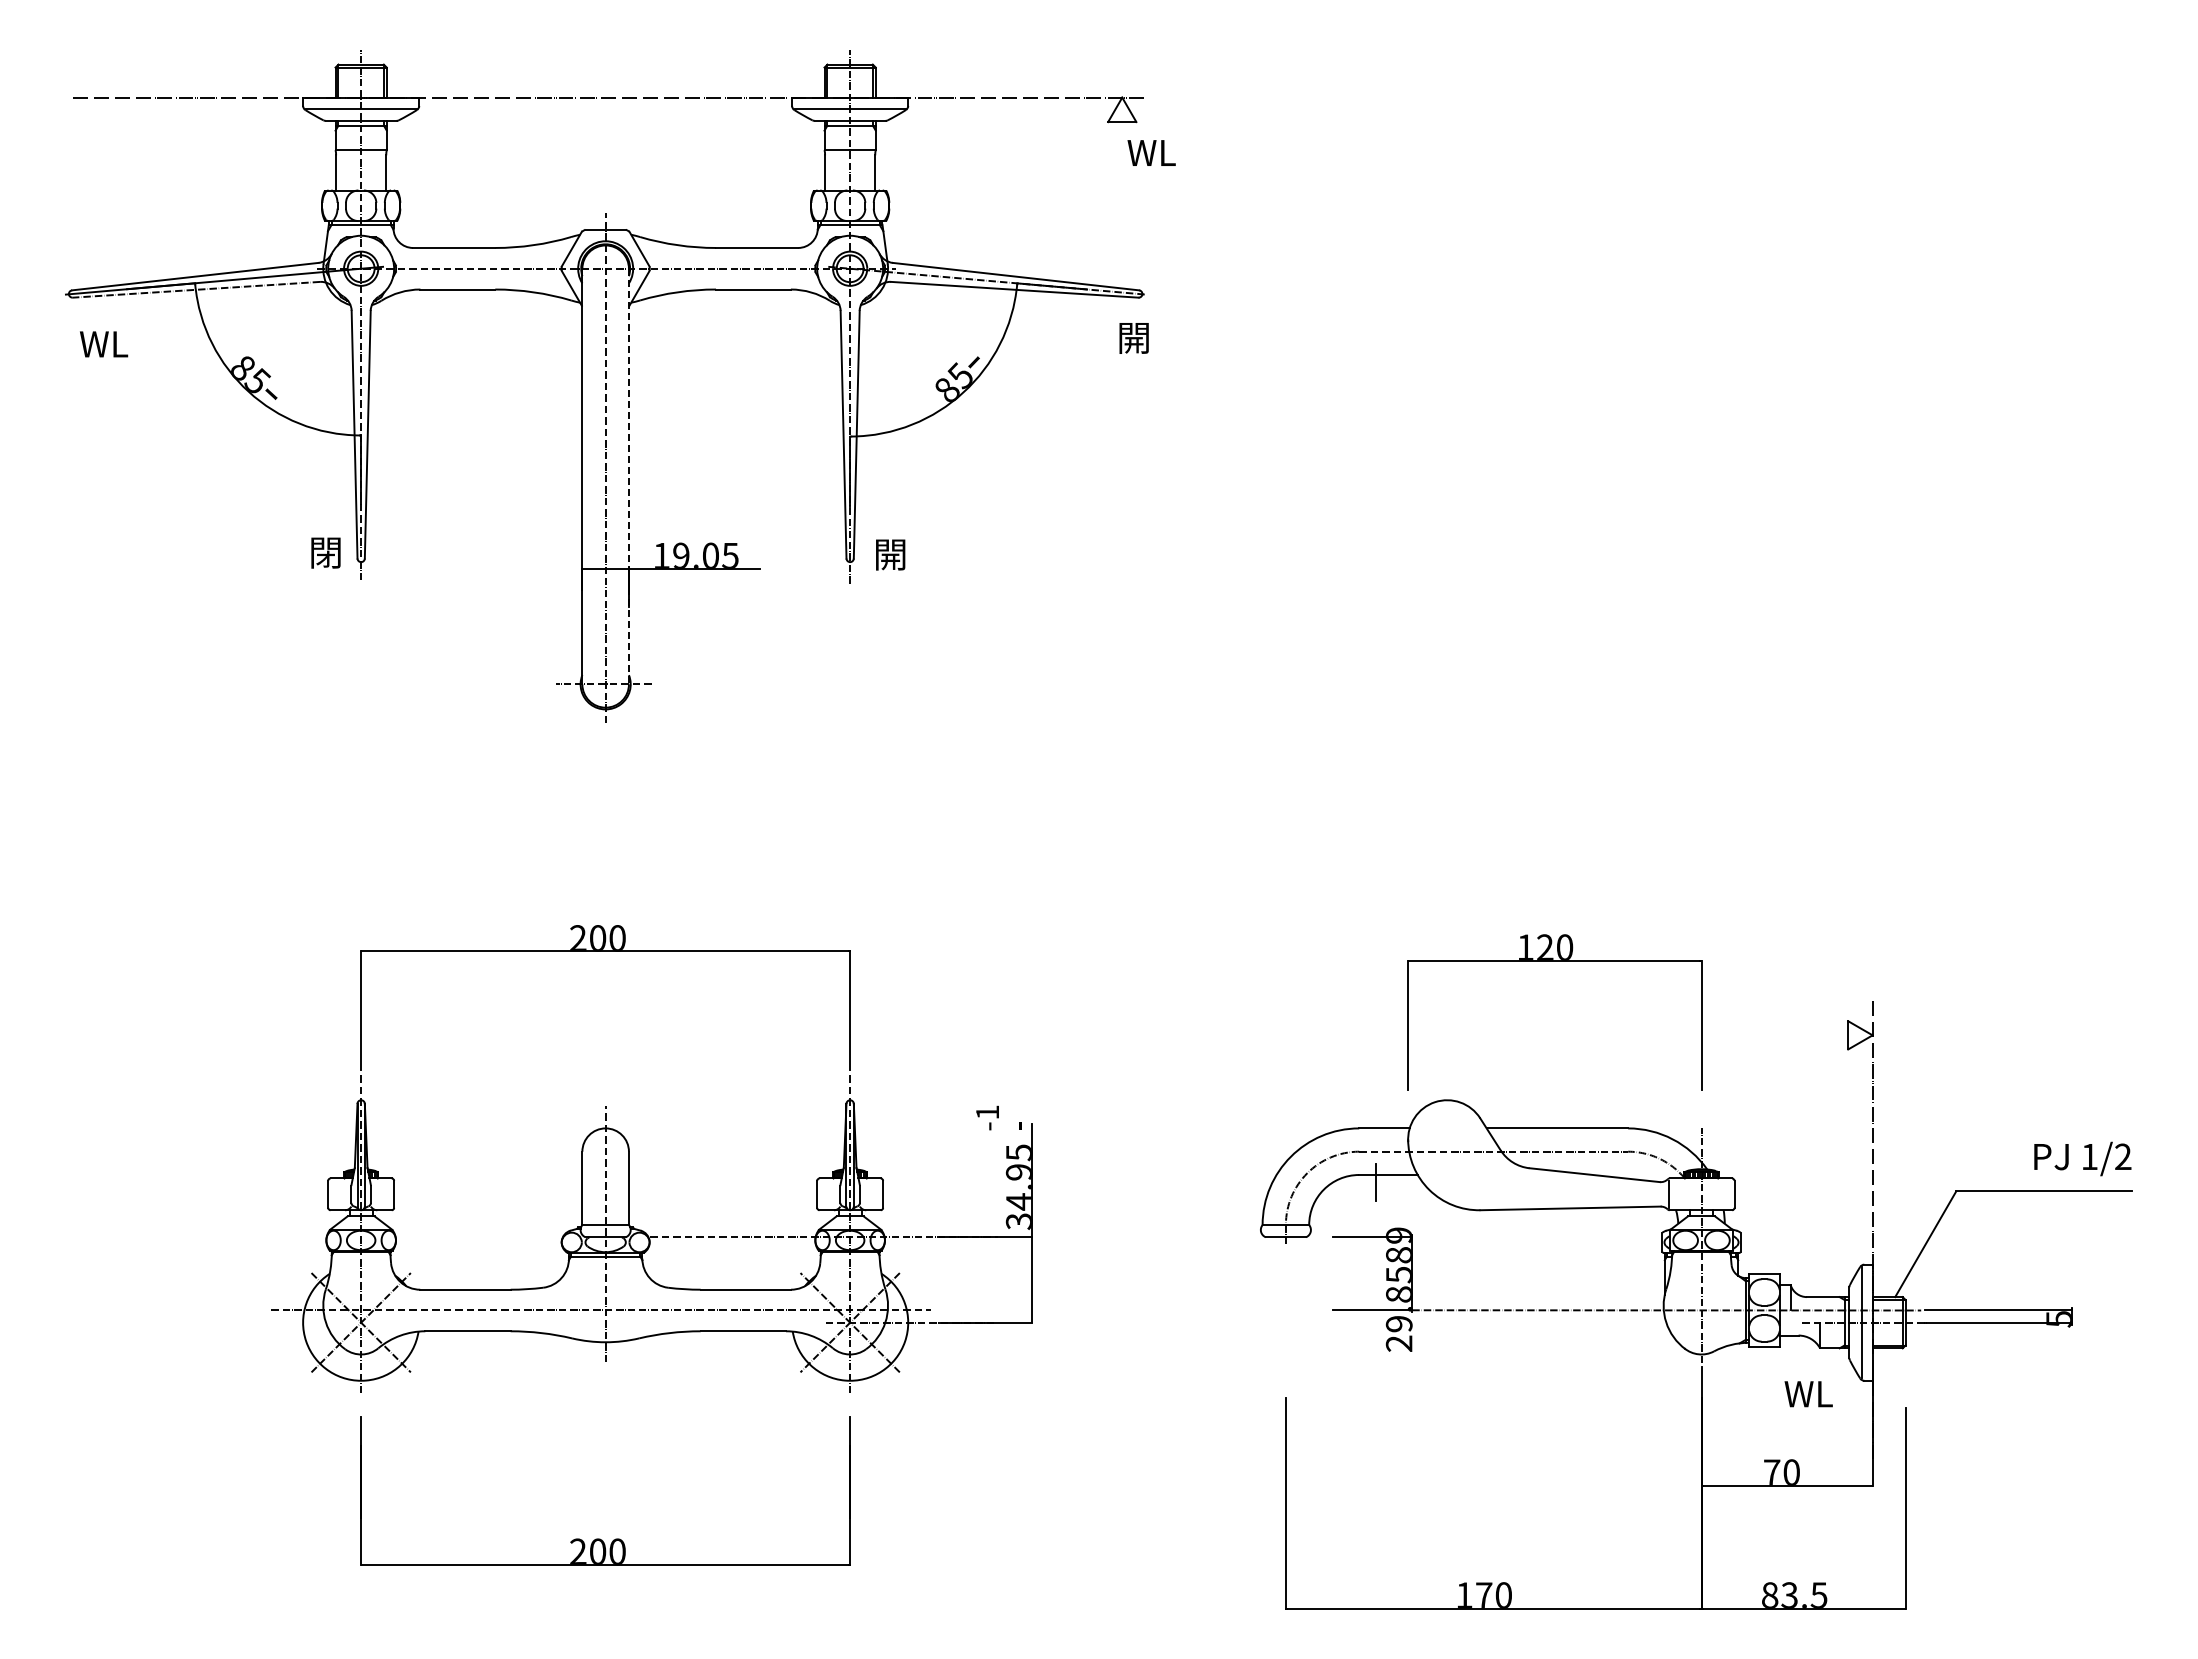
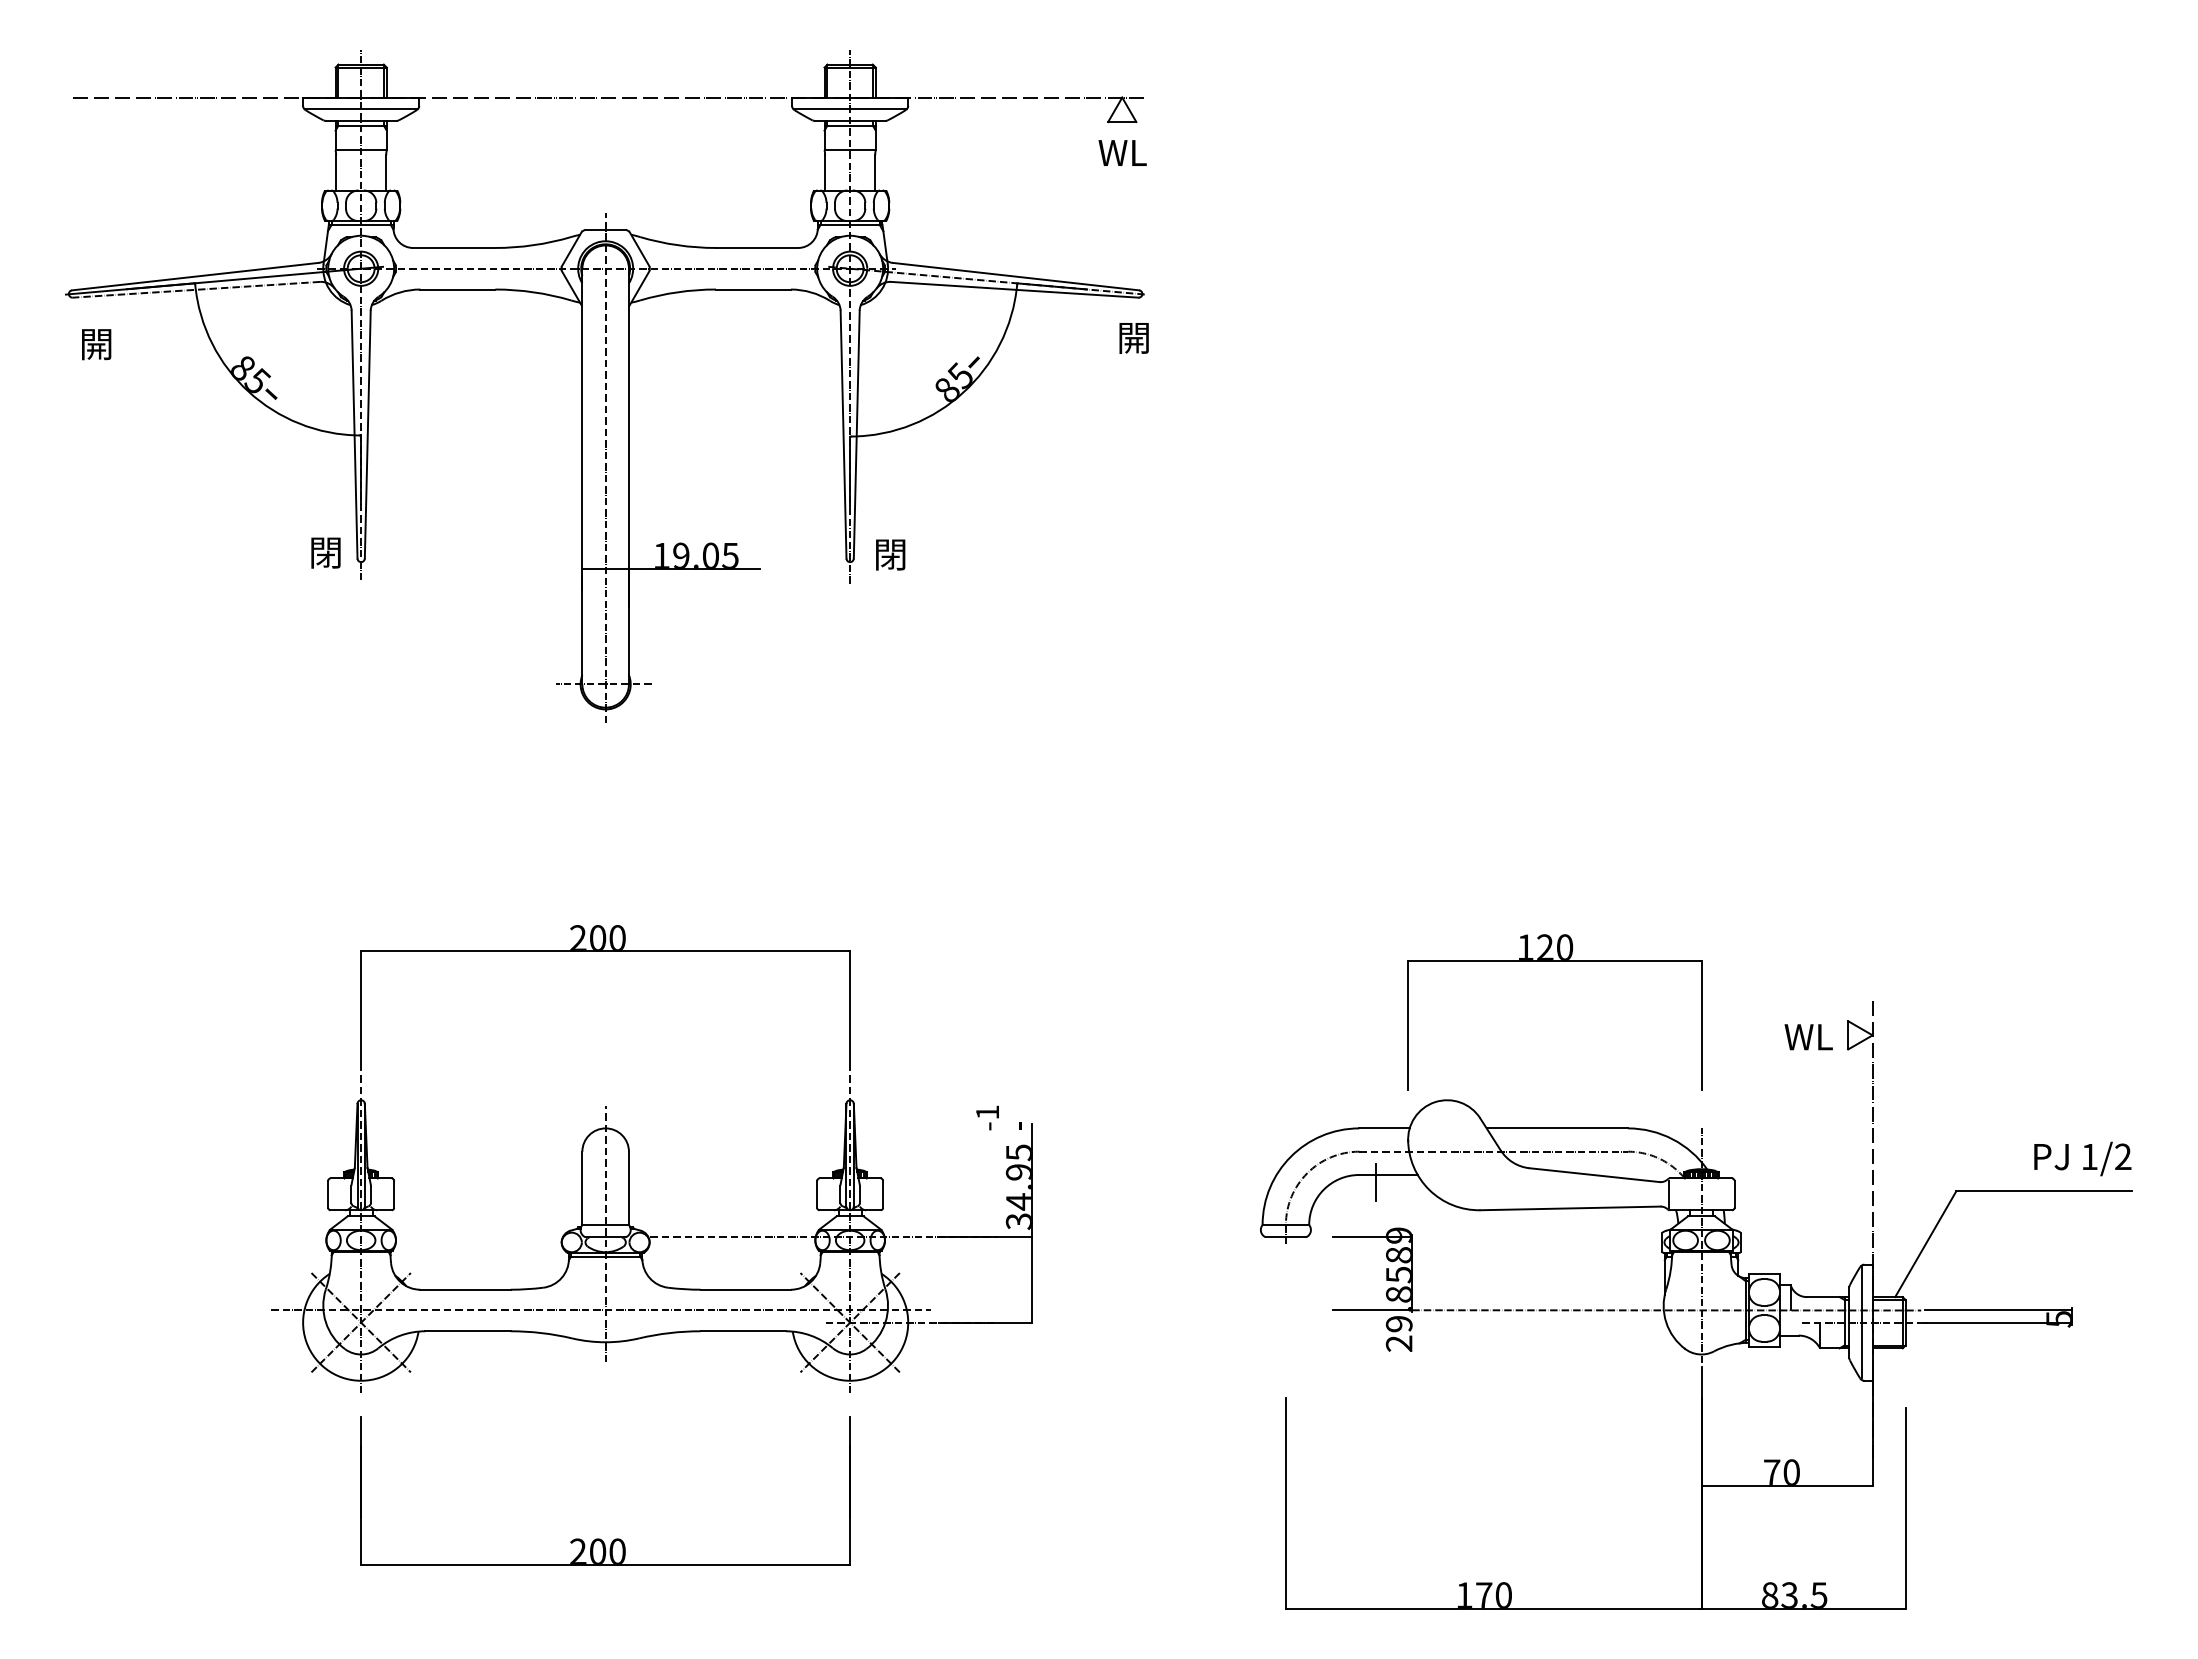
text position: (1151, 152) -> (1122, 152) (1122, 152)
text: WL -> 開 (103, 344)
line: dashed -> solid (628, 476)
text: 開 -> 閉 (890, 557)
text position: (1808, 1394) -> (1808, 1037) (1808, 1037)
